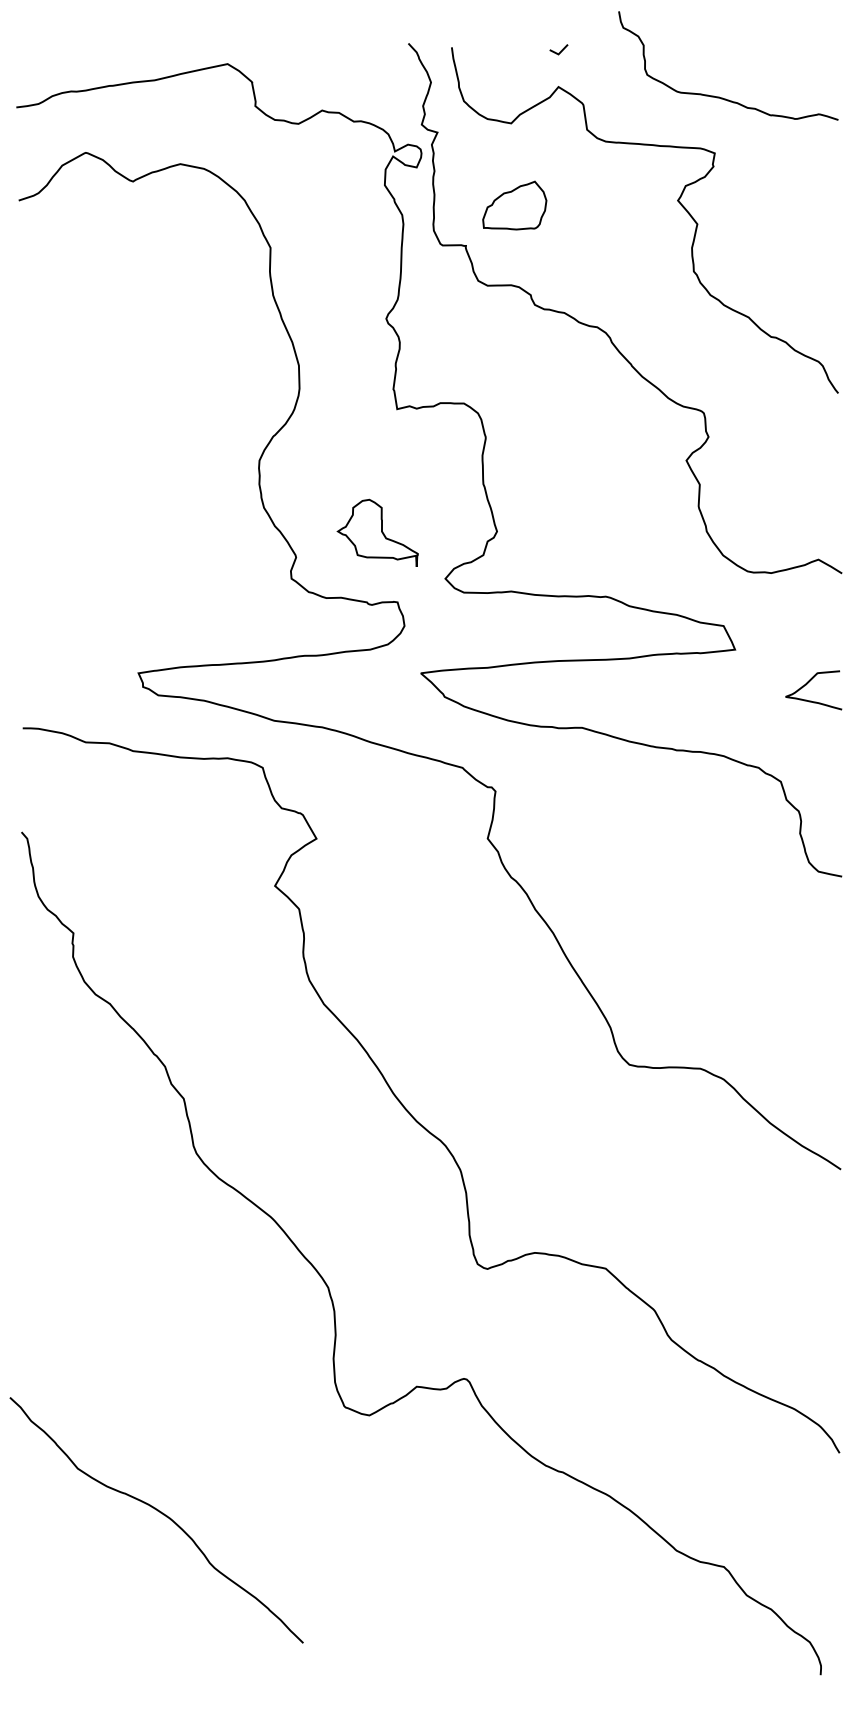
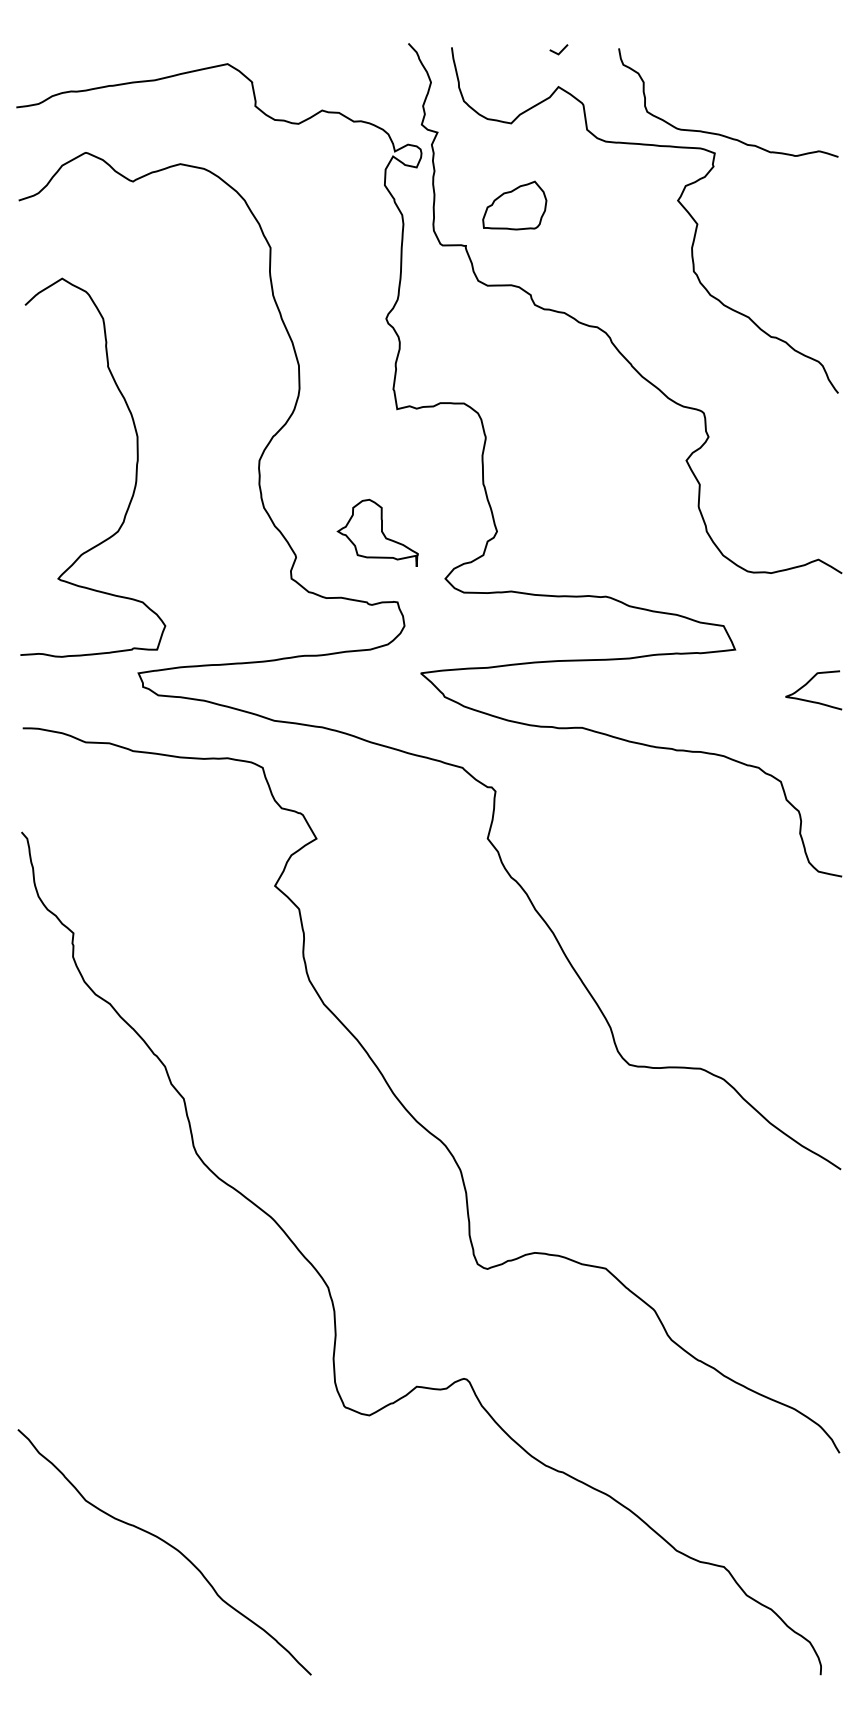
curve position: (719, 96) -> (719, 133) (719, 133)
curve: none -> present (135, 470)
curve position: (160, 1513) -> (168, 1545) (168, 1545)
